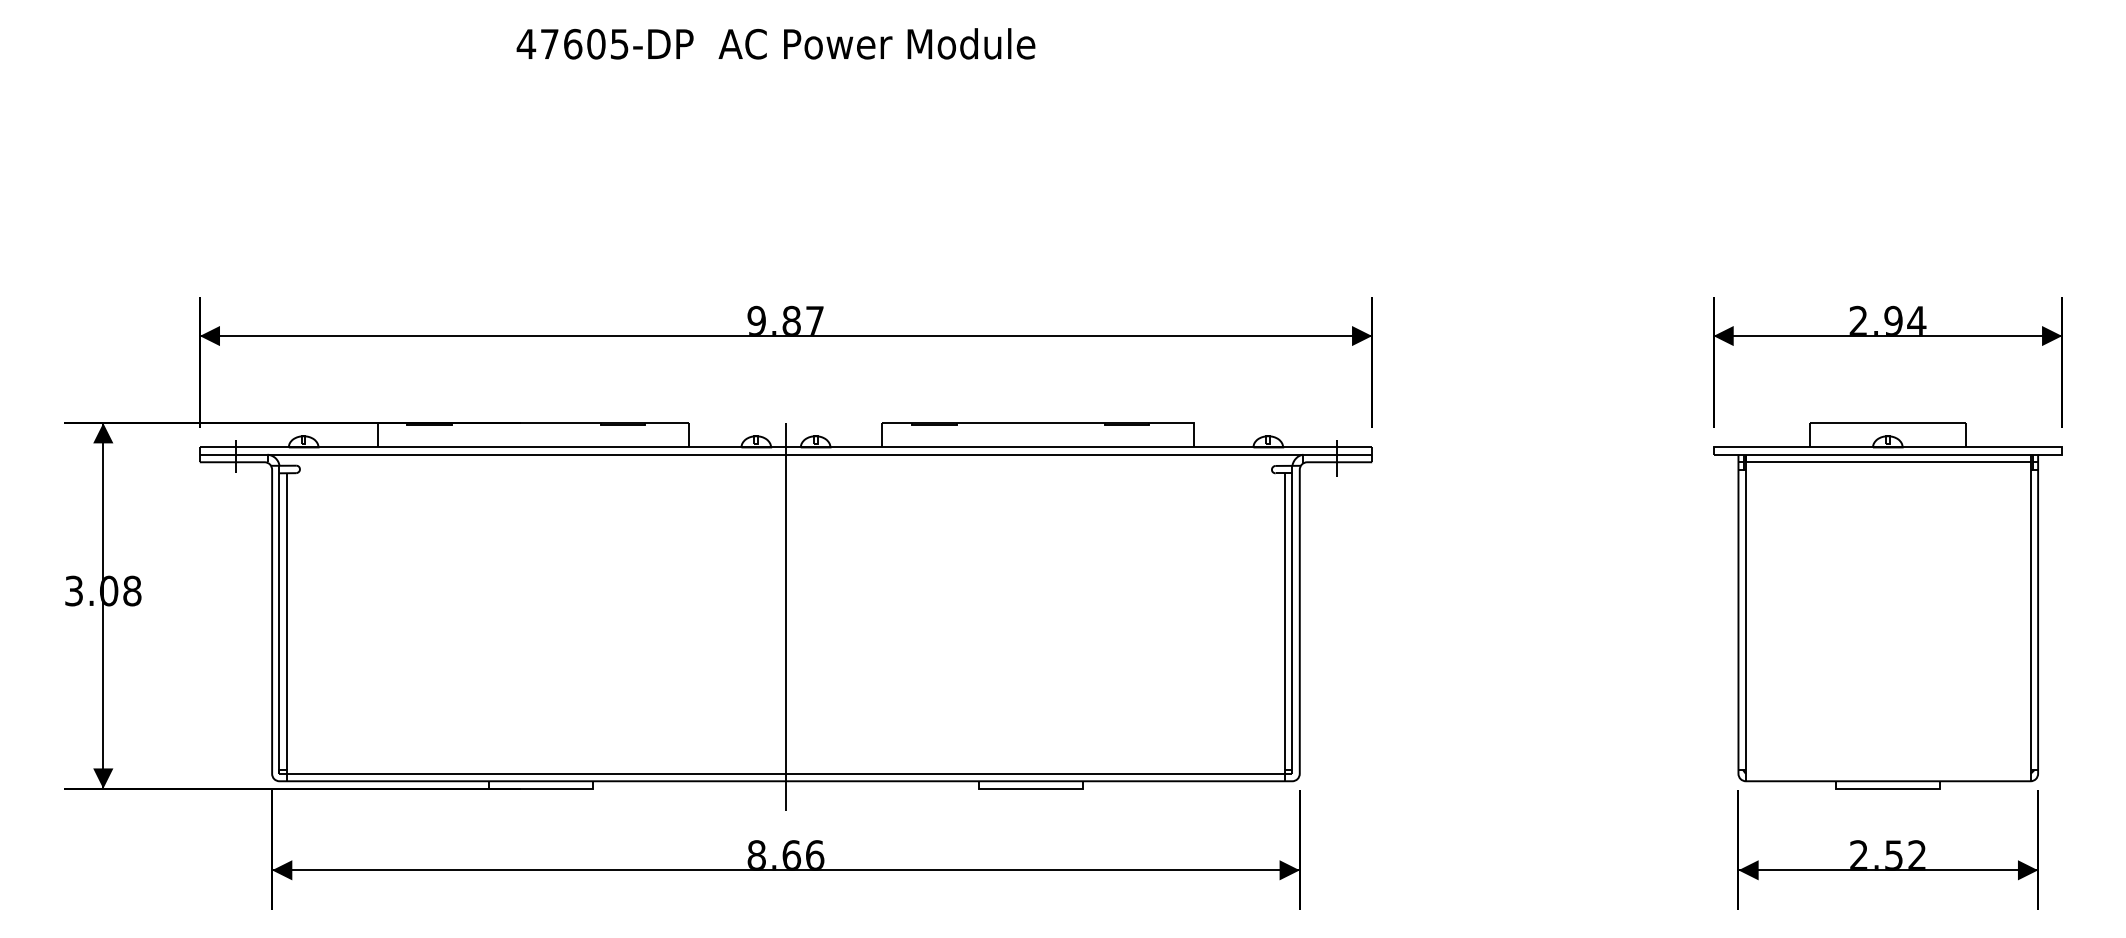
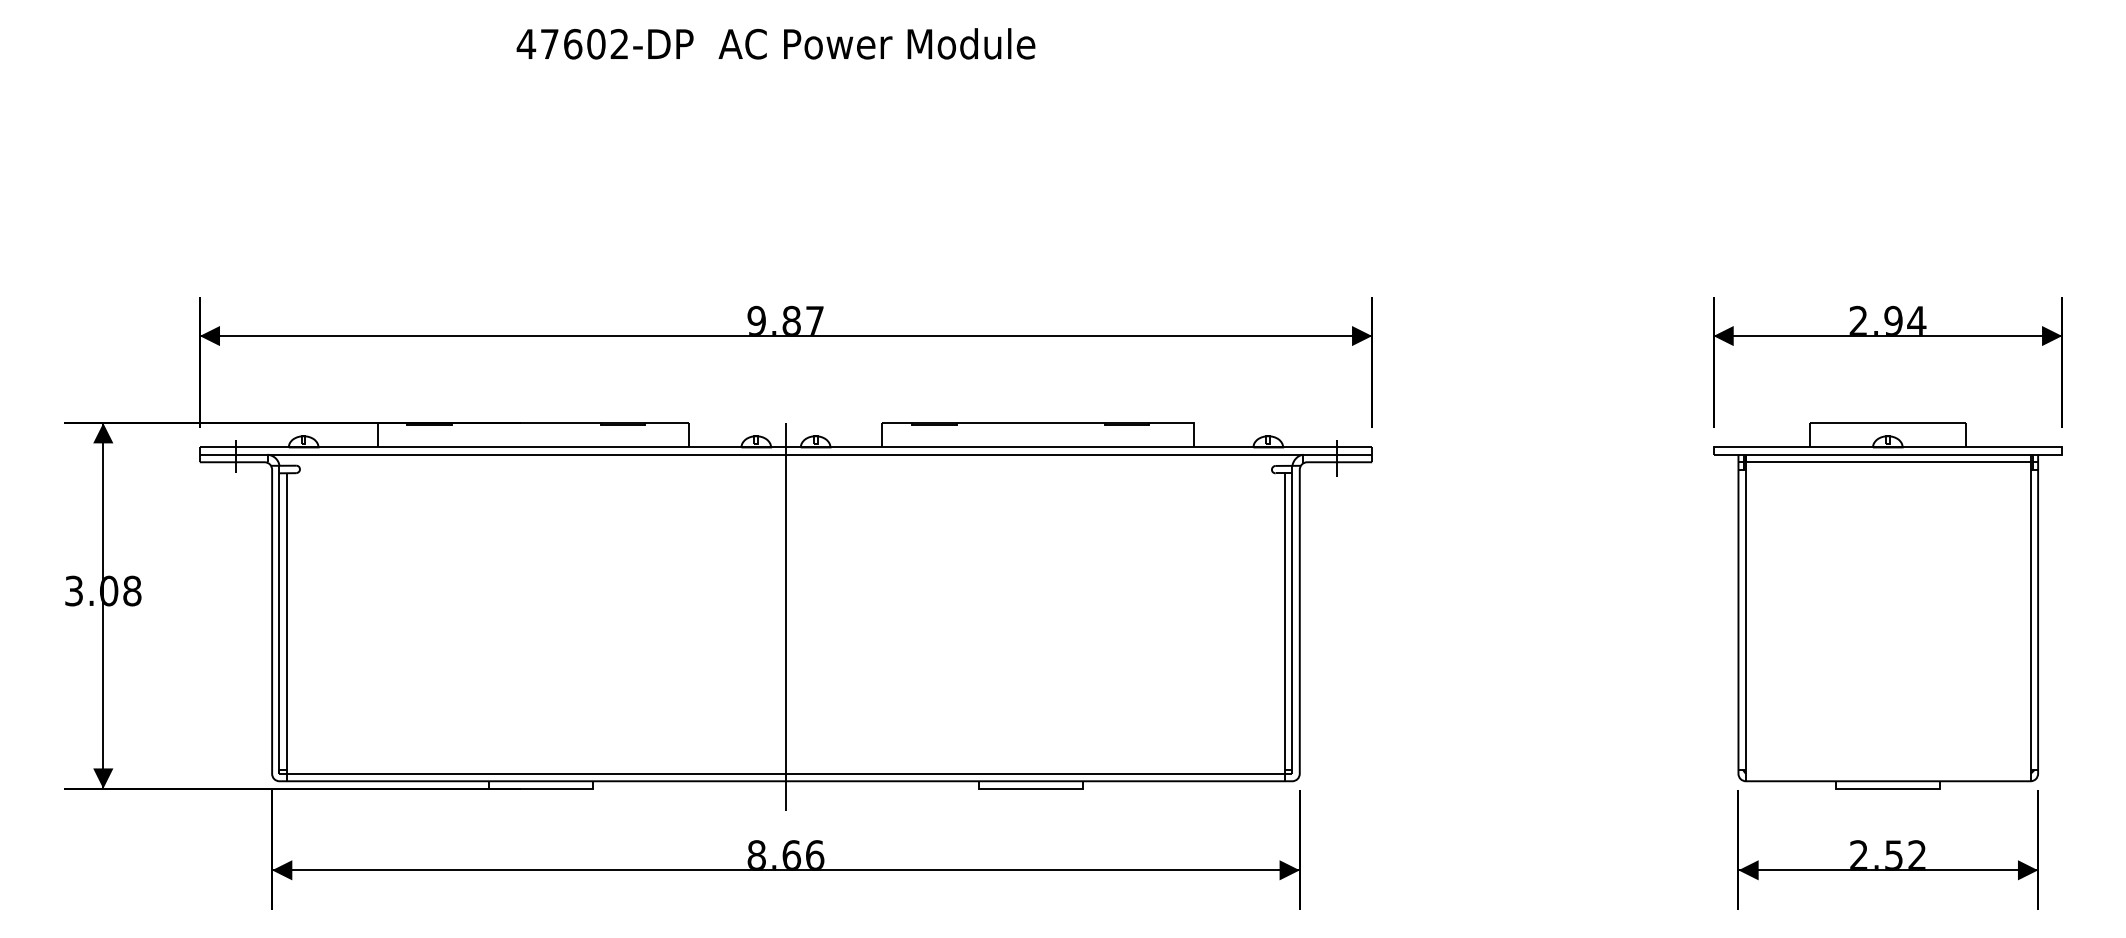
text: 47605-DP -> 47602-DP (619, 43)
